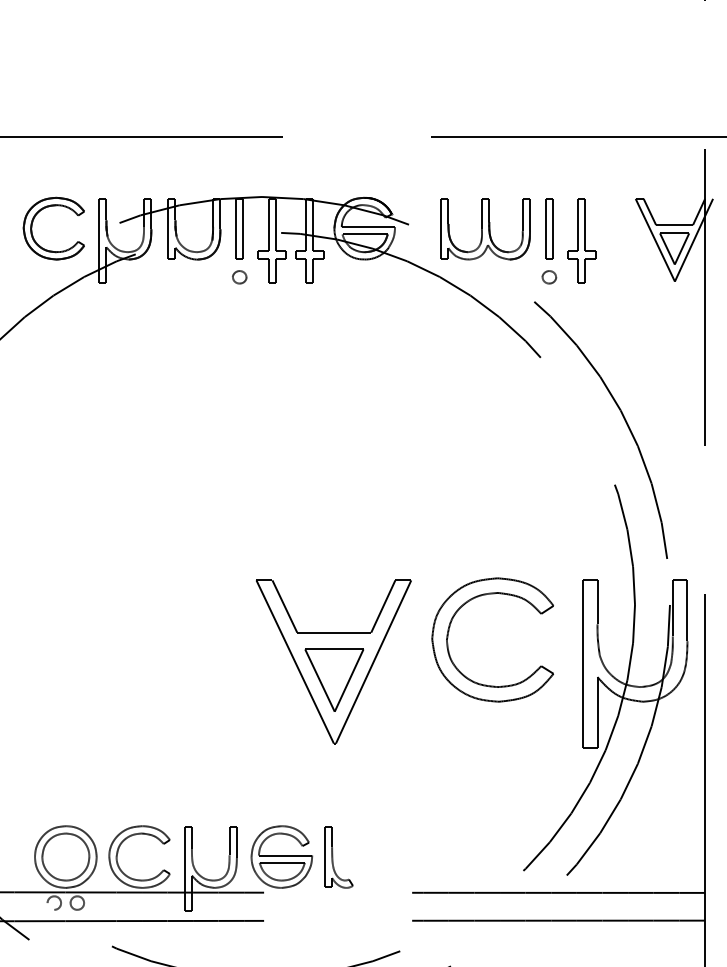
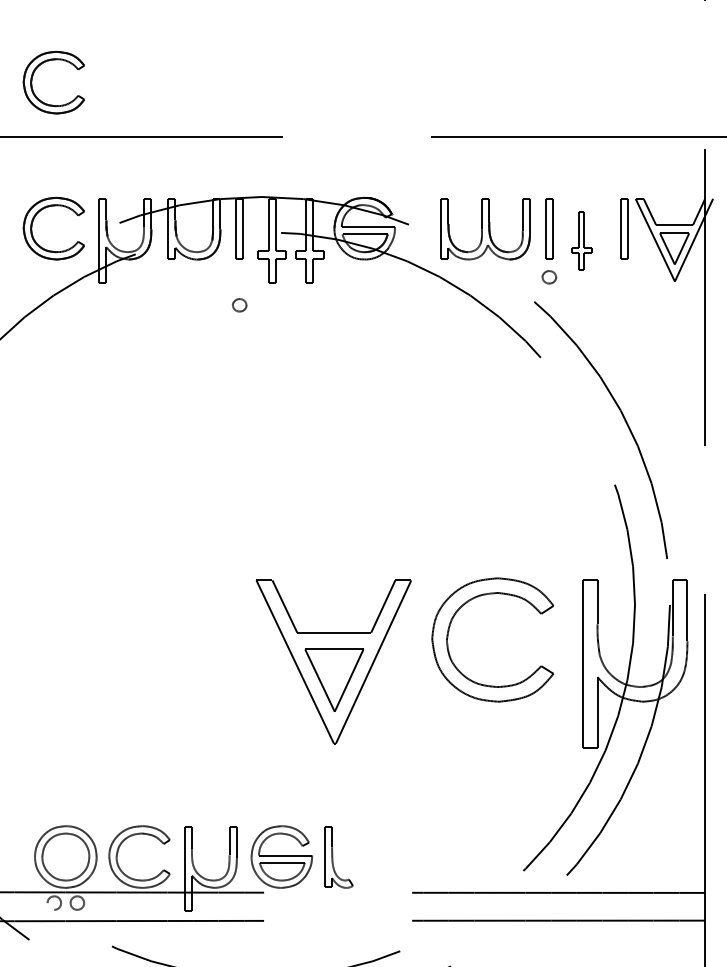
part: none -> present (33, 76)
part: none -> present (624, 228)
part size: 30x86 px -> 22x60 px (581, 240)
part position: (239, 277) -> (239, 305) (239, 305)
